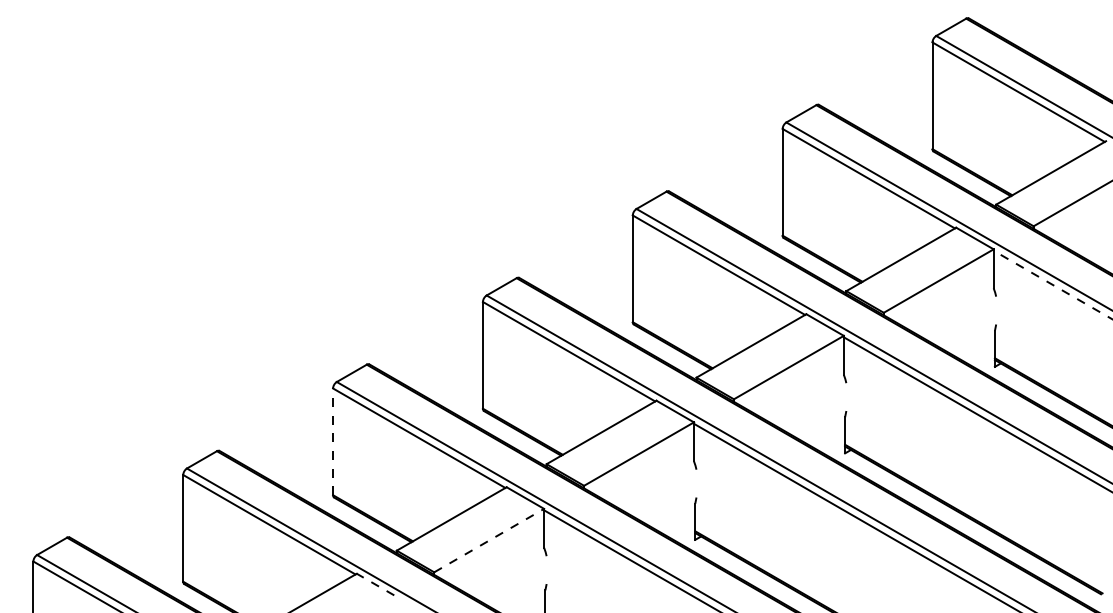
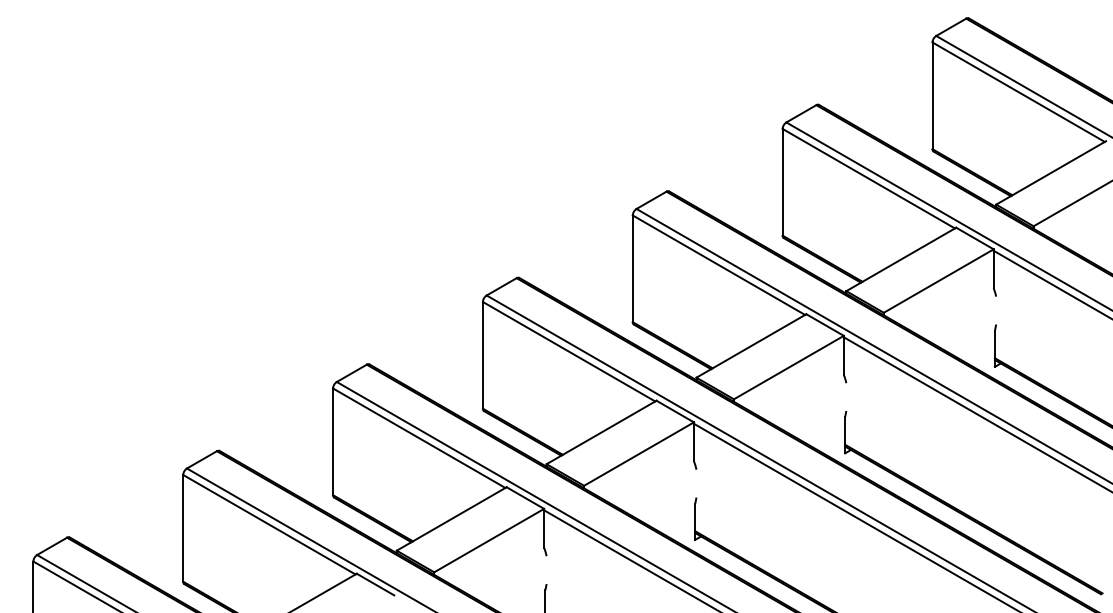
line: dashed -> solid (1052, 284)
line: dashed -> solid (333, 441)
line: dashed -> solid (489, 540)
line: dashed -> solid (375, 584)
